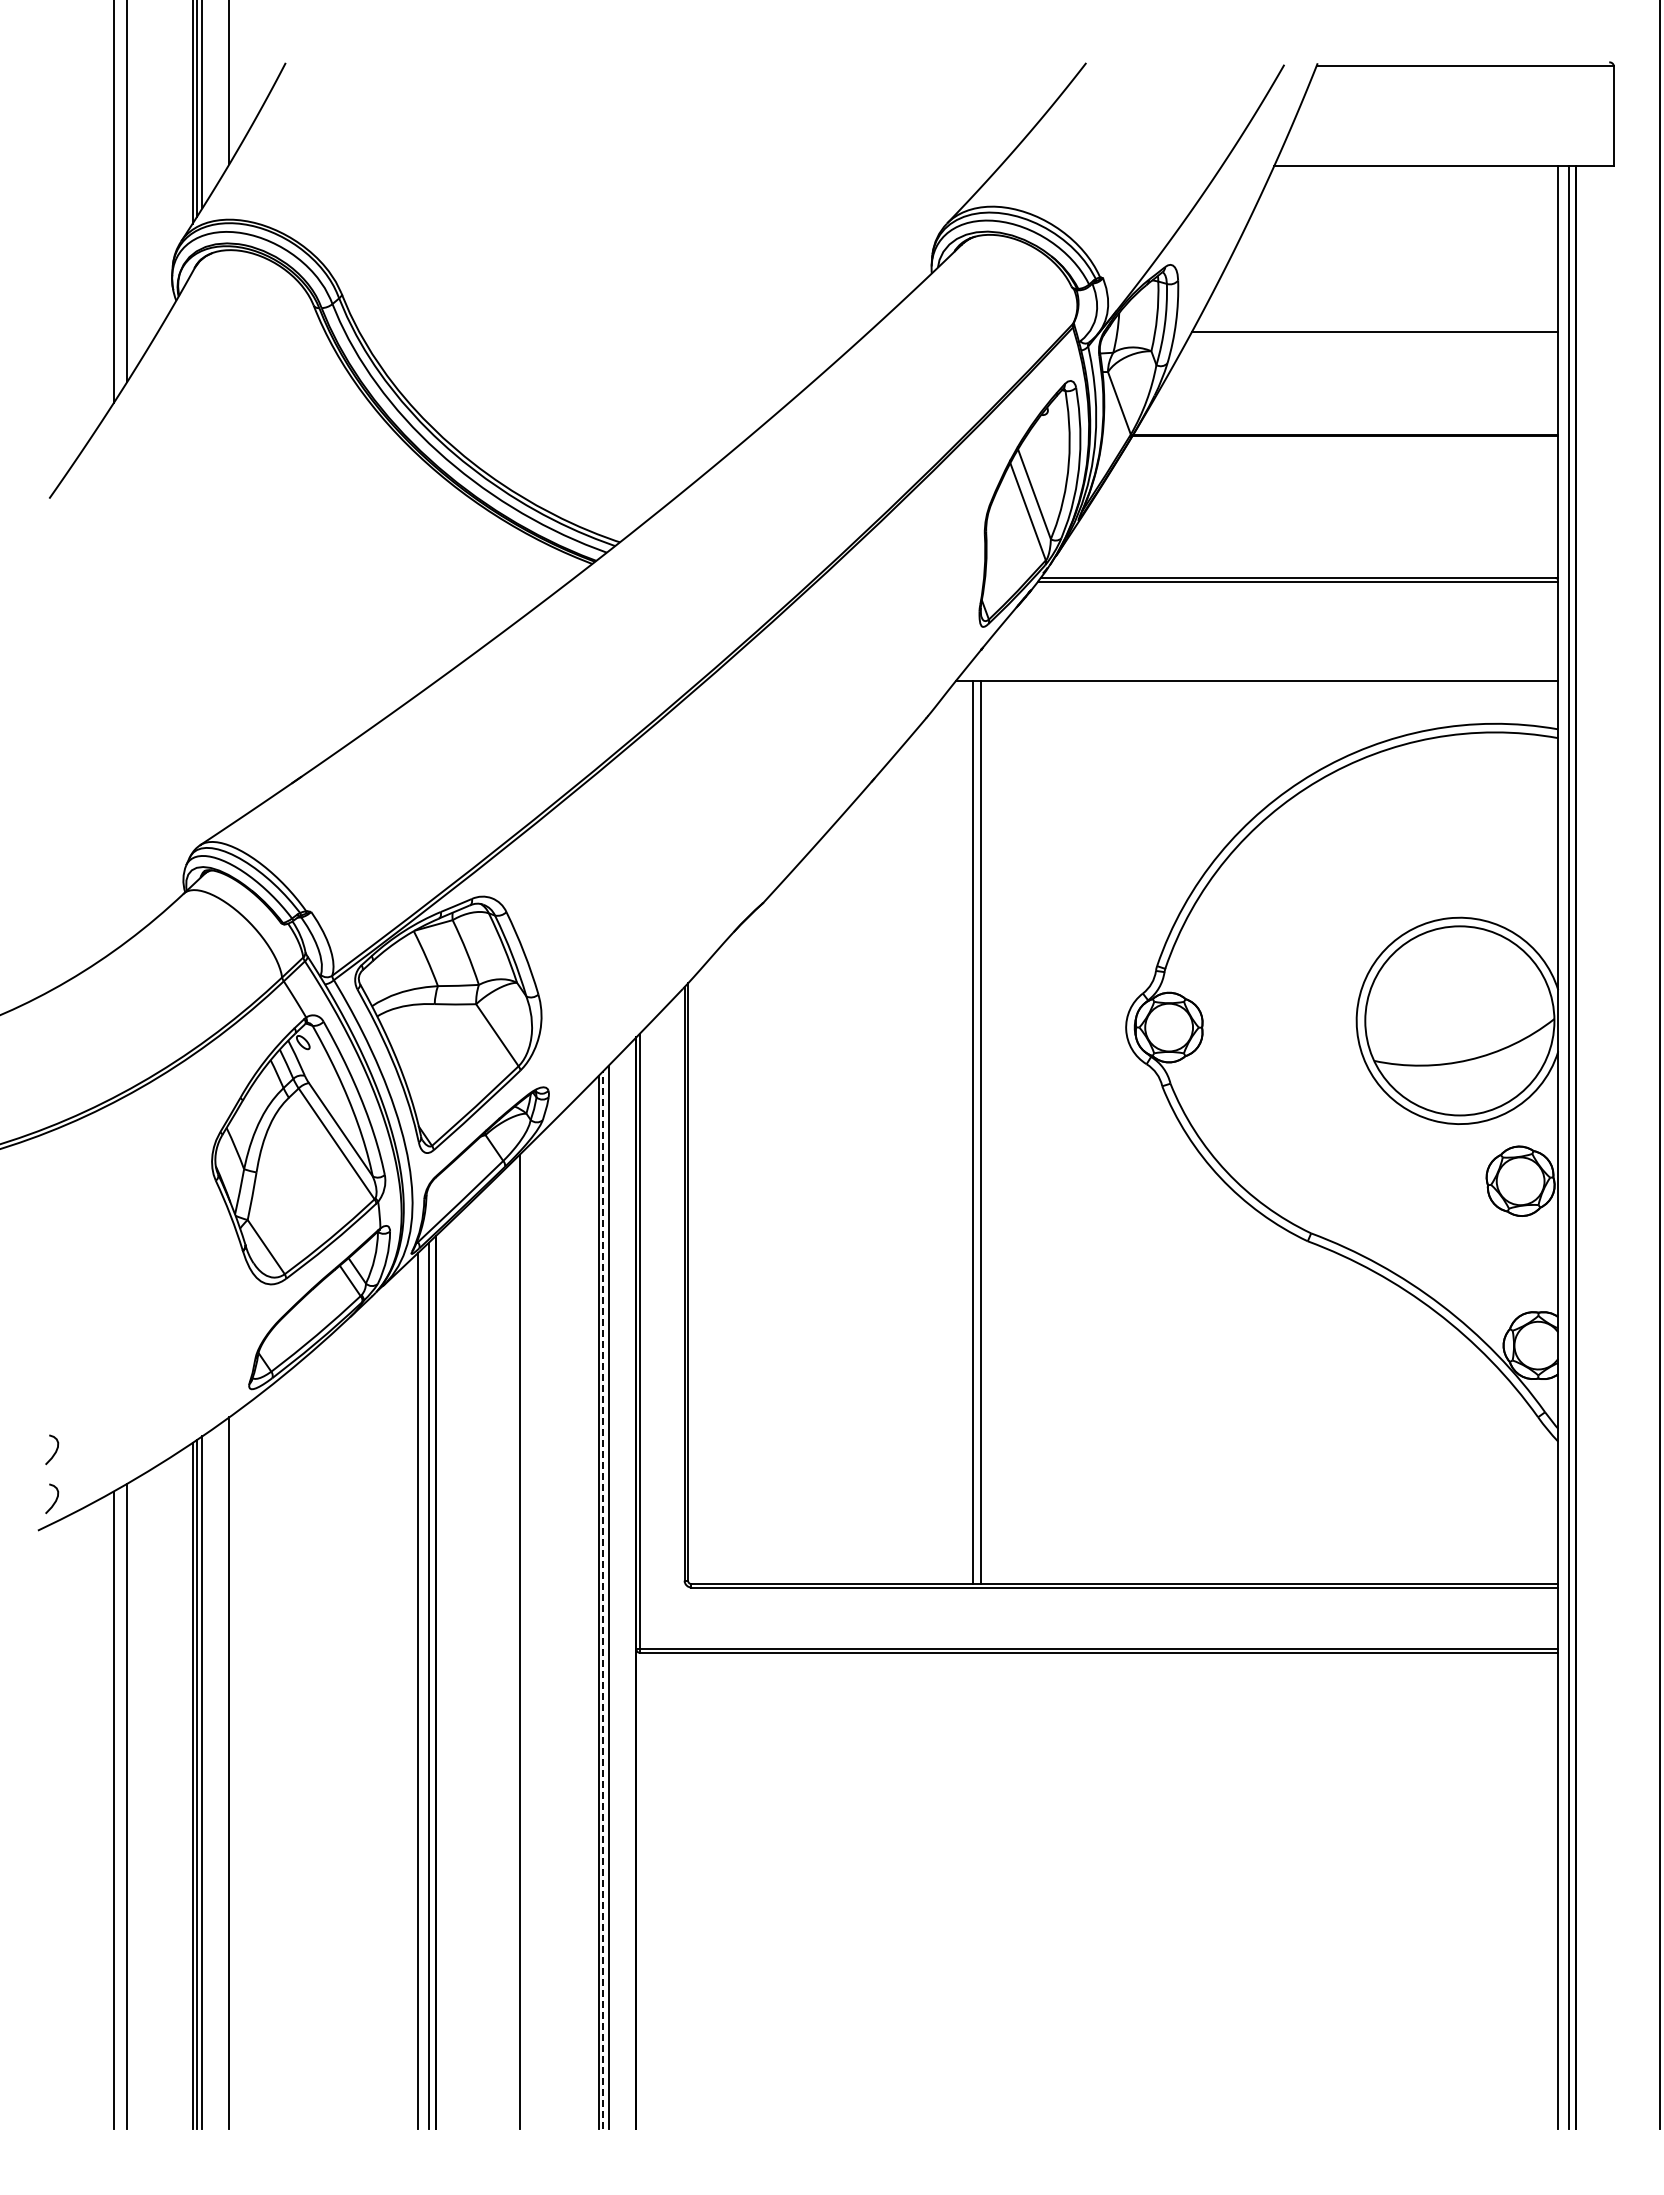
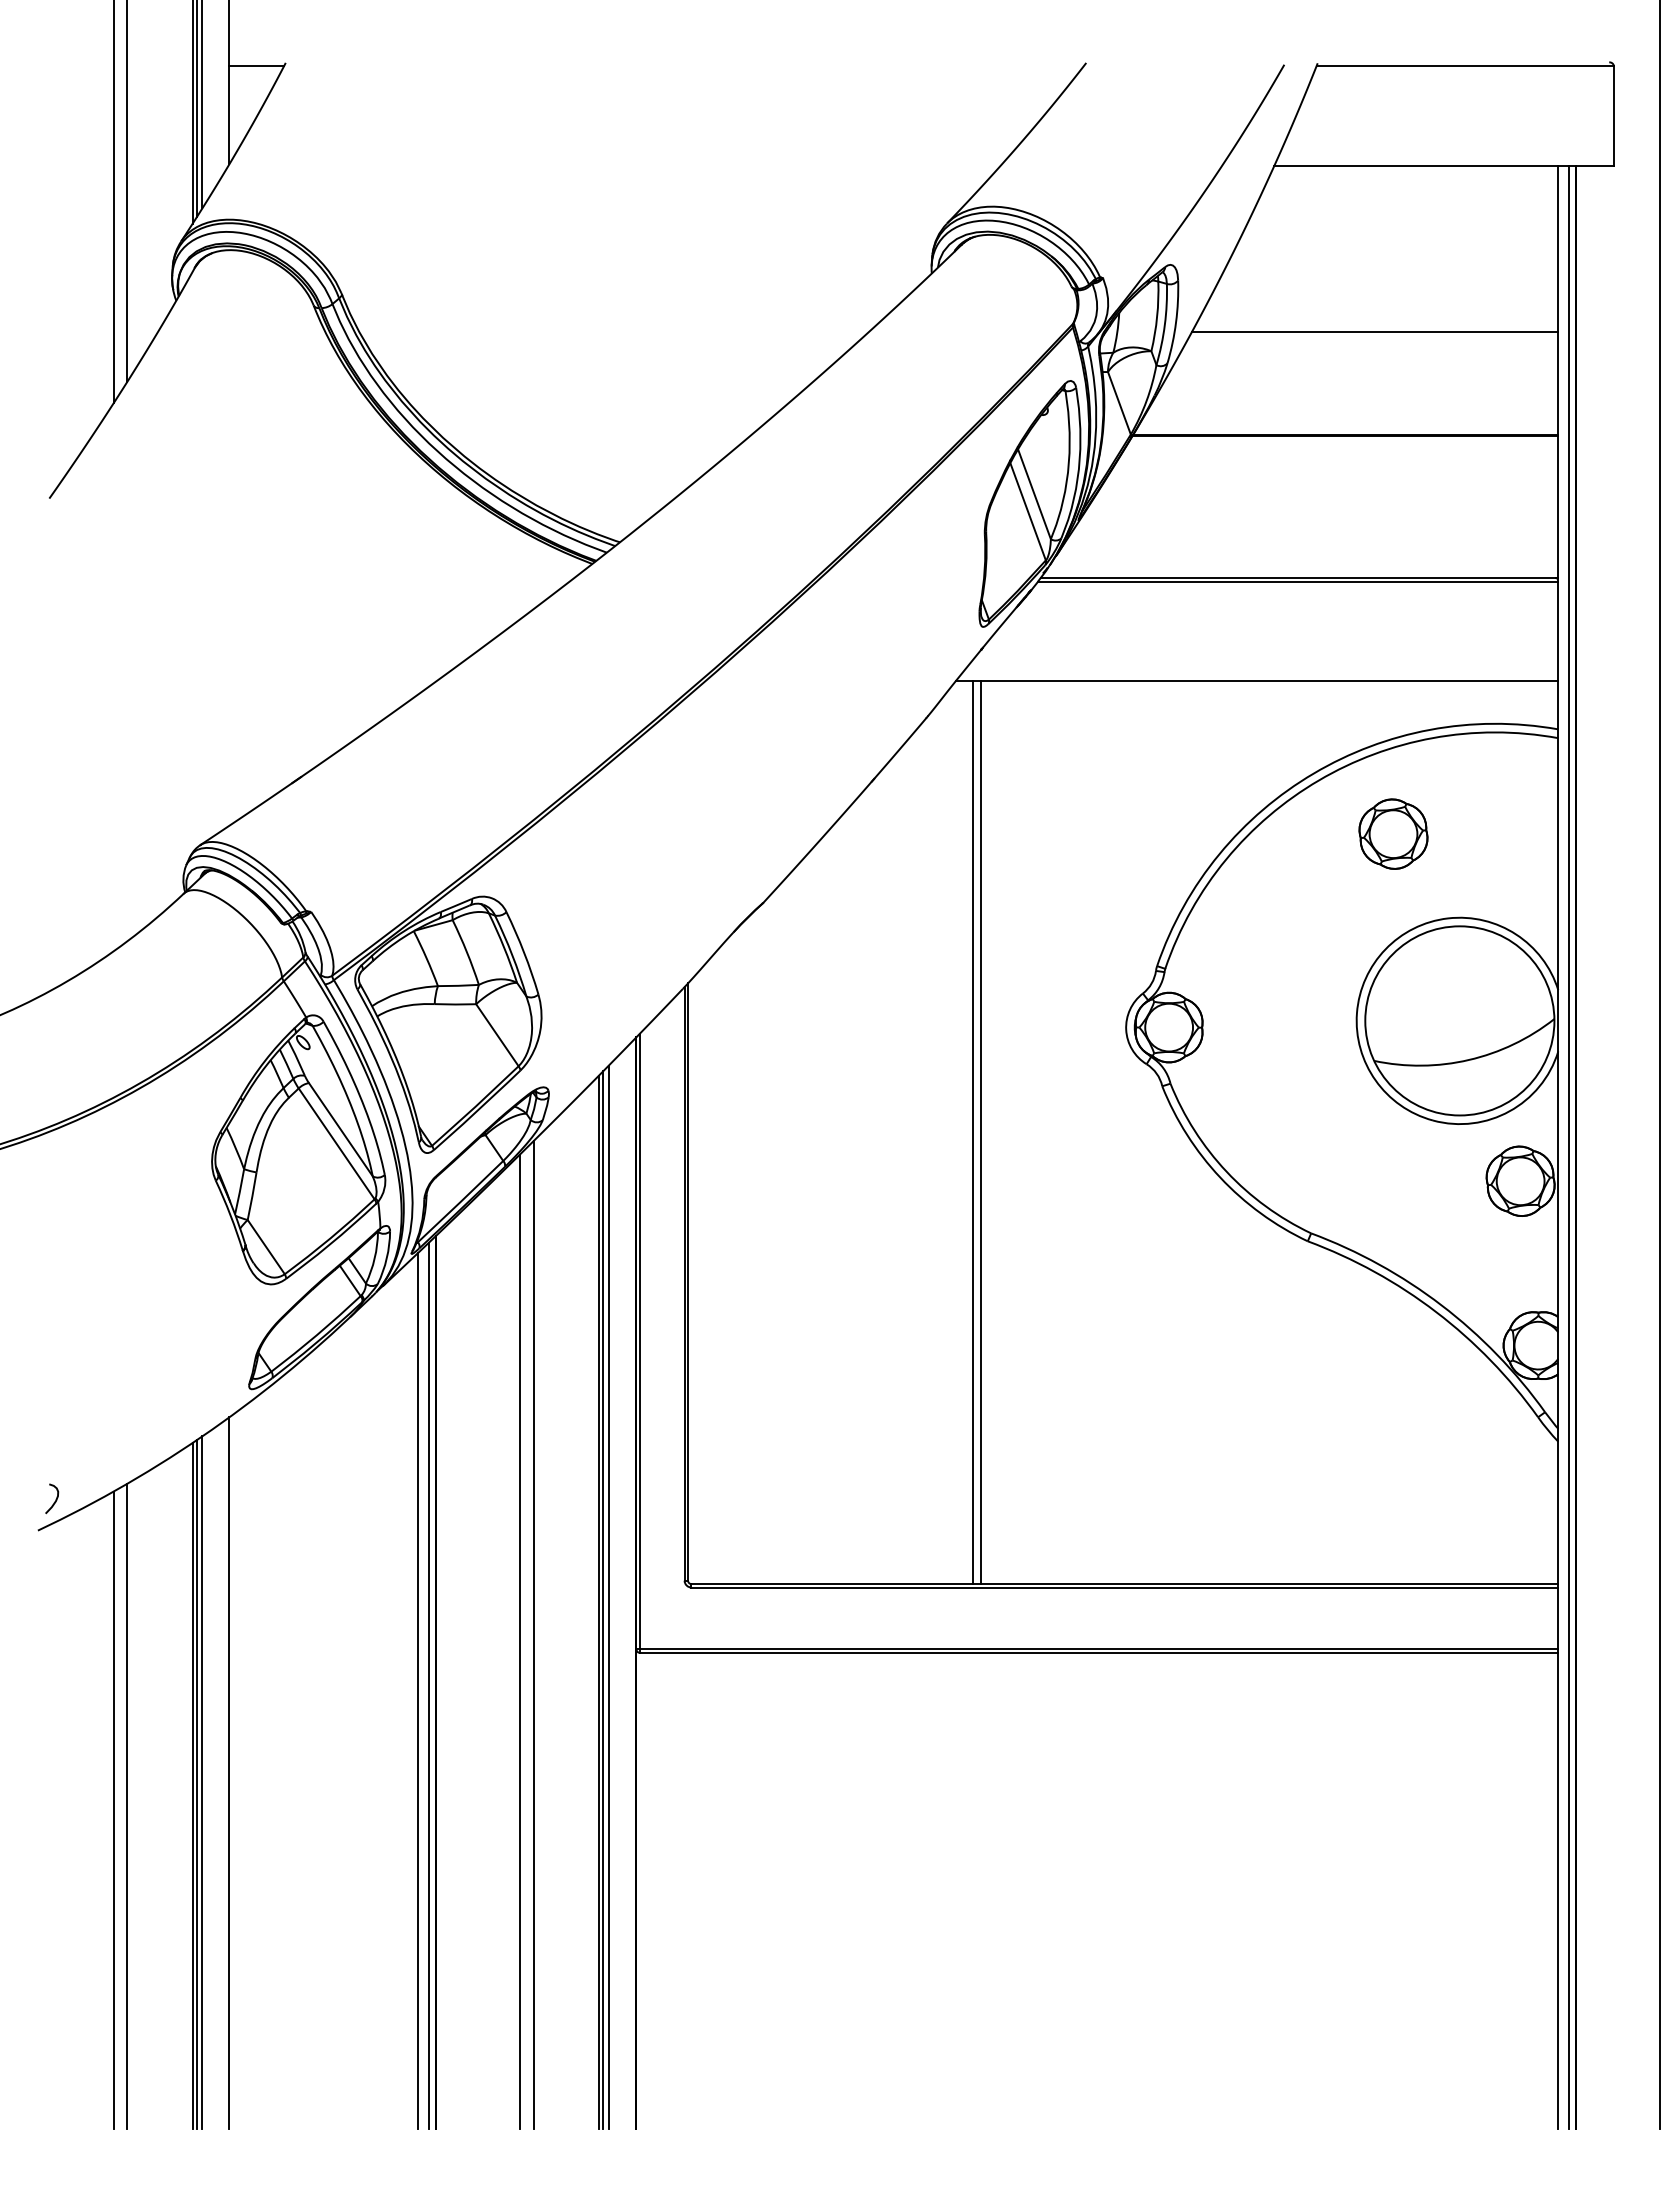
line: none -> present (256, 65)
part: none -> present (1393, 833)
curve: present -> none (55, 1450)
line: dashed -> solid (603, 1600)
line: none -> present (533, 1635)
